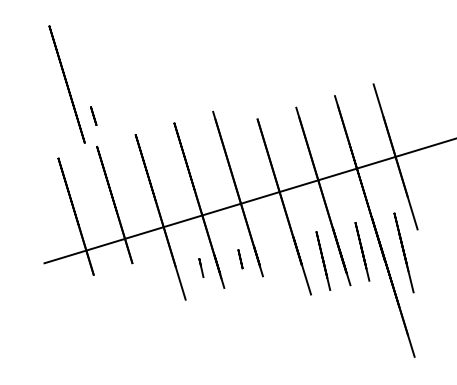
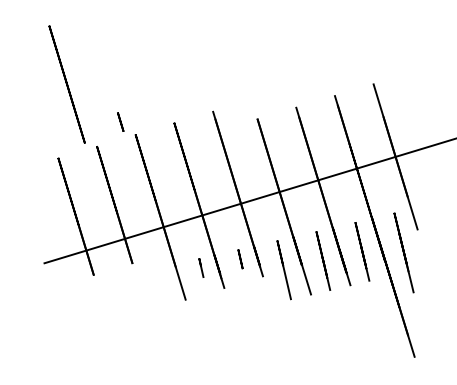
line position: (93, 115) -> (120, 121) (120, 121)
line: none -> present (283, 270)
